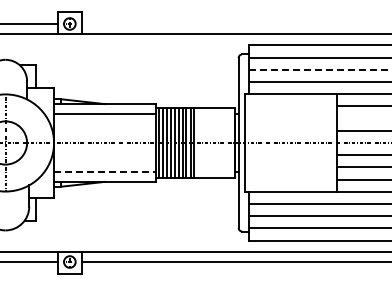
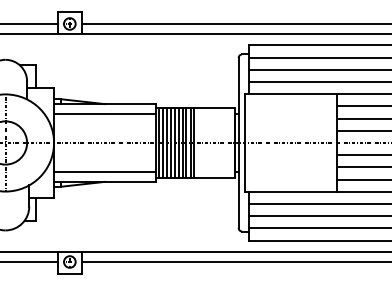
line: none -> present (234, 23)
line: dashed -> solid (320, 69)
line: none -> present (362, 118)
line: dashed -> solid (105, 172)
